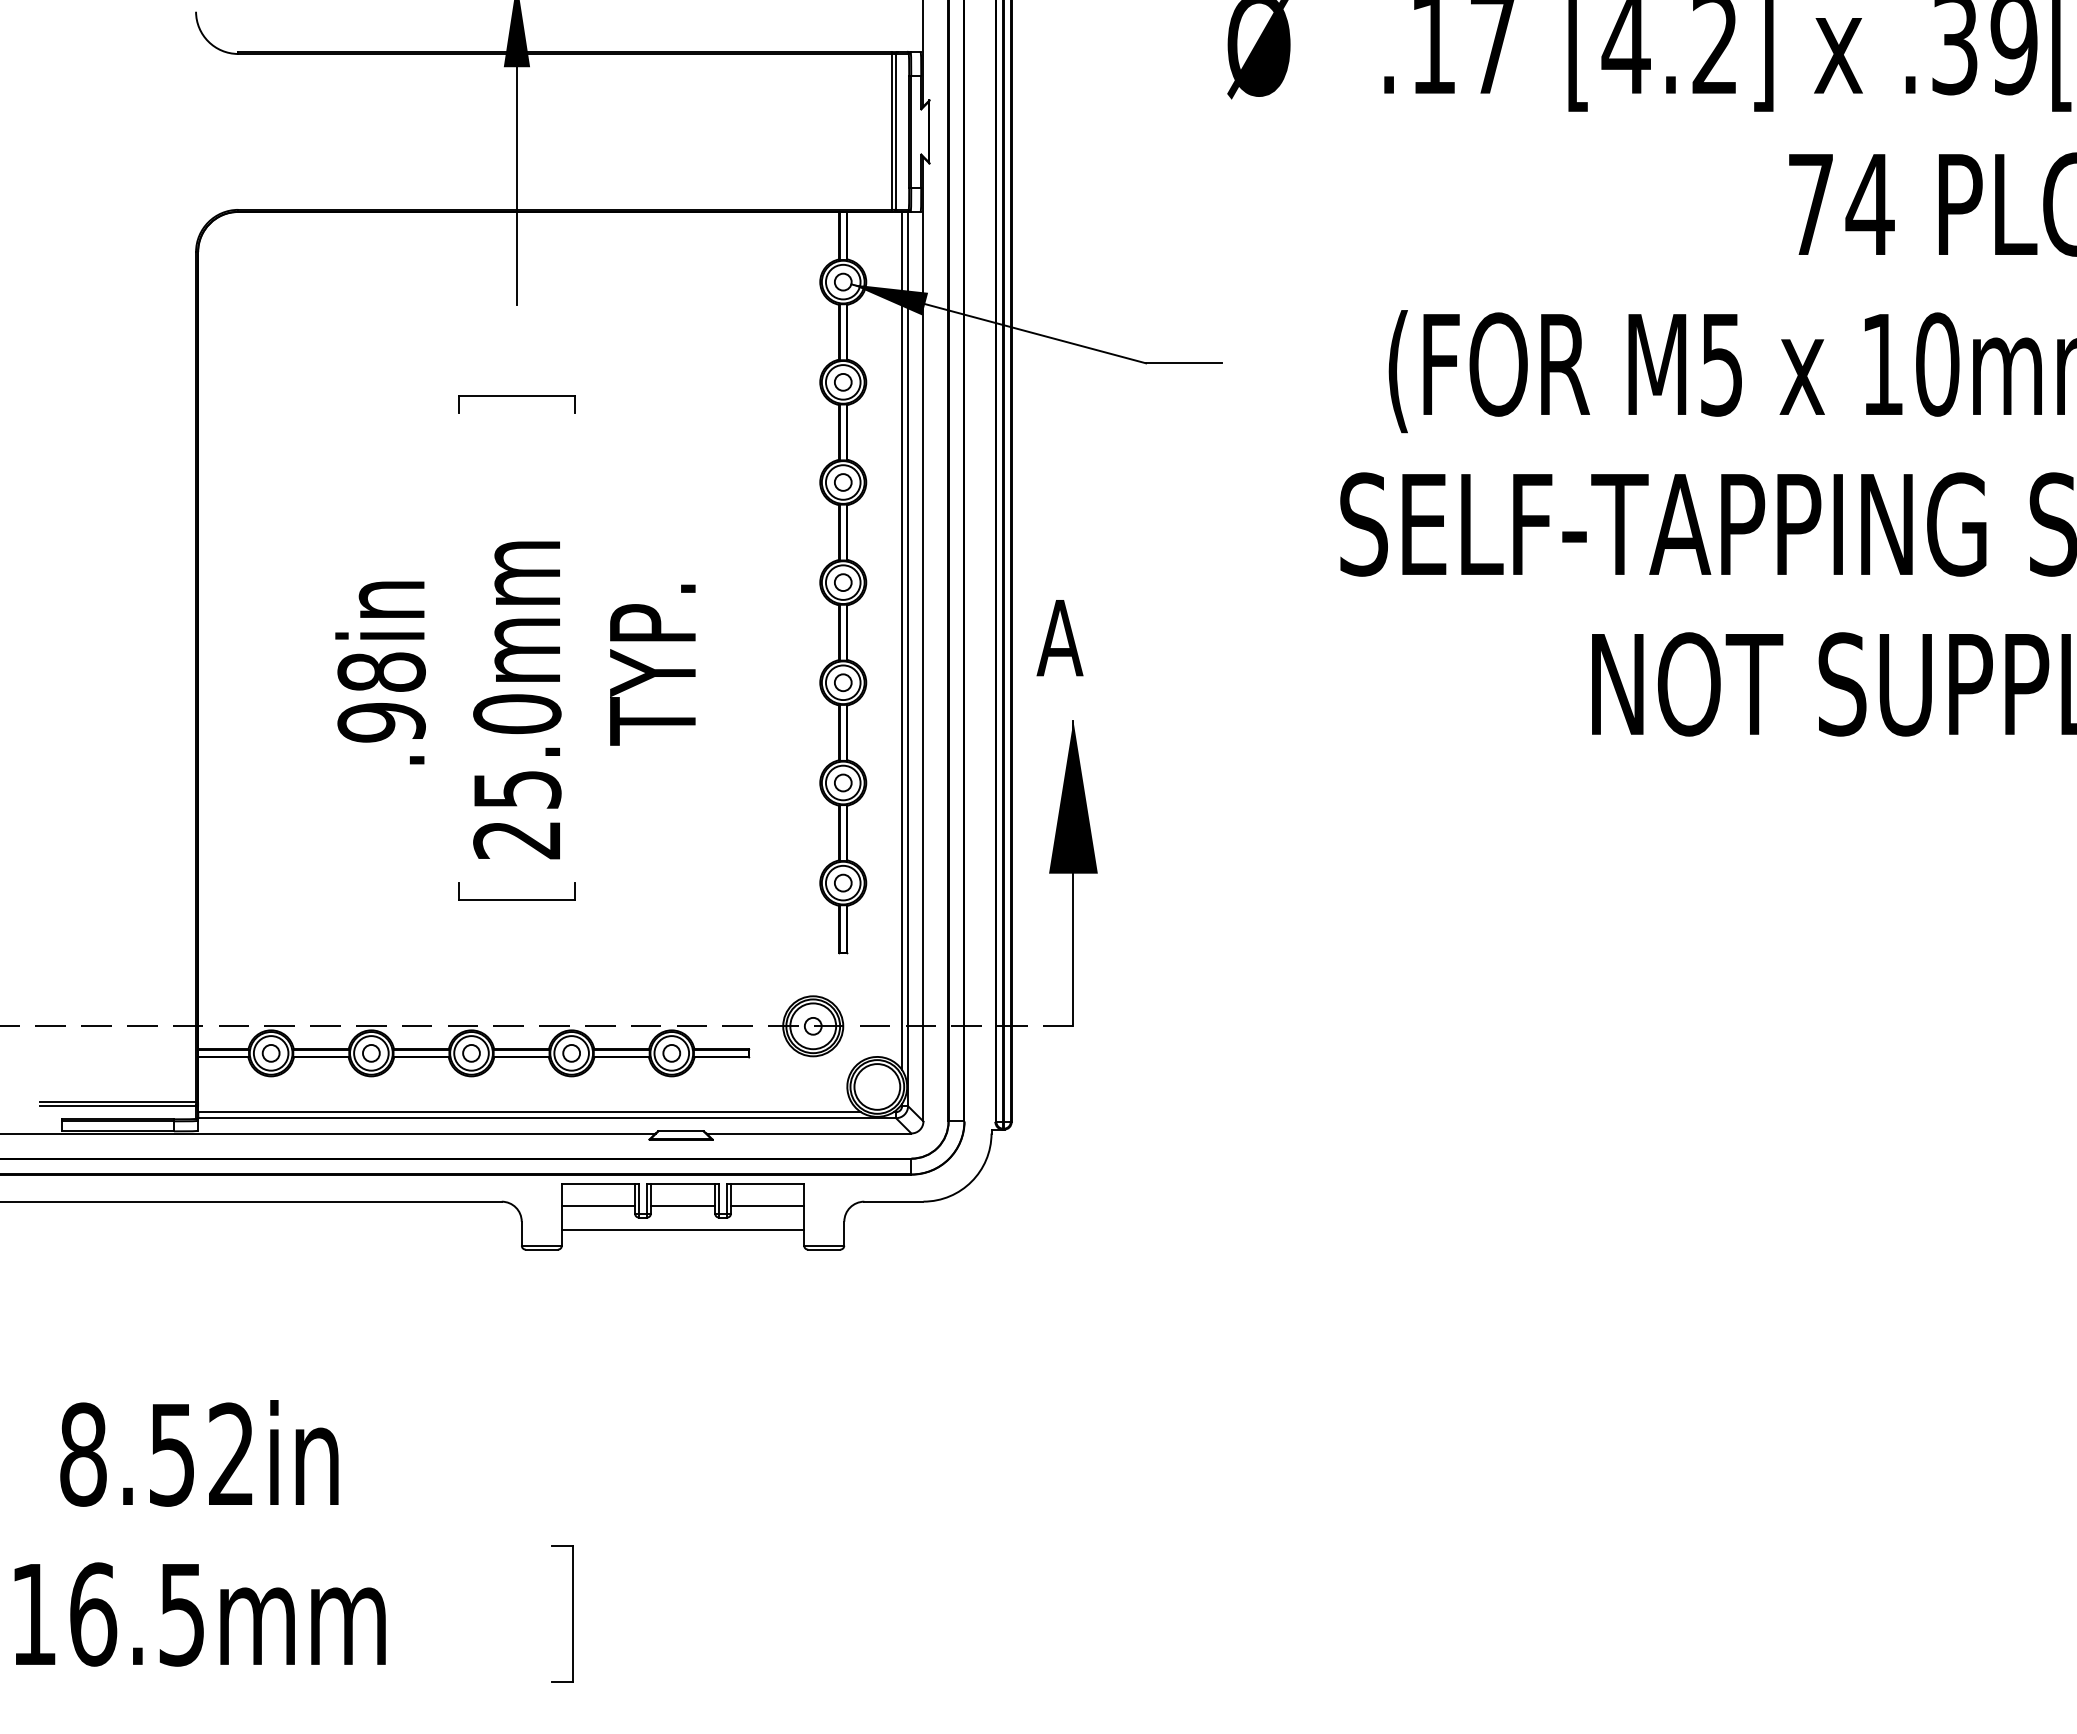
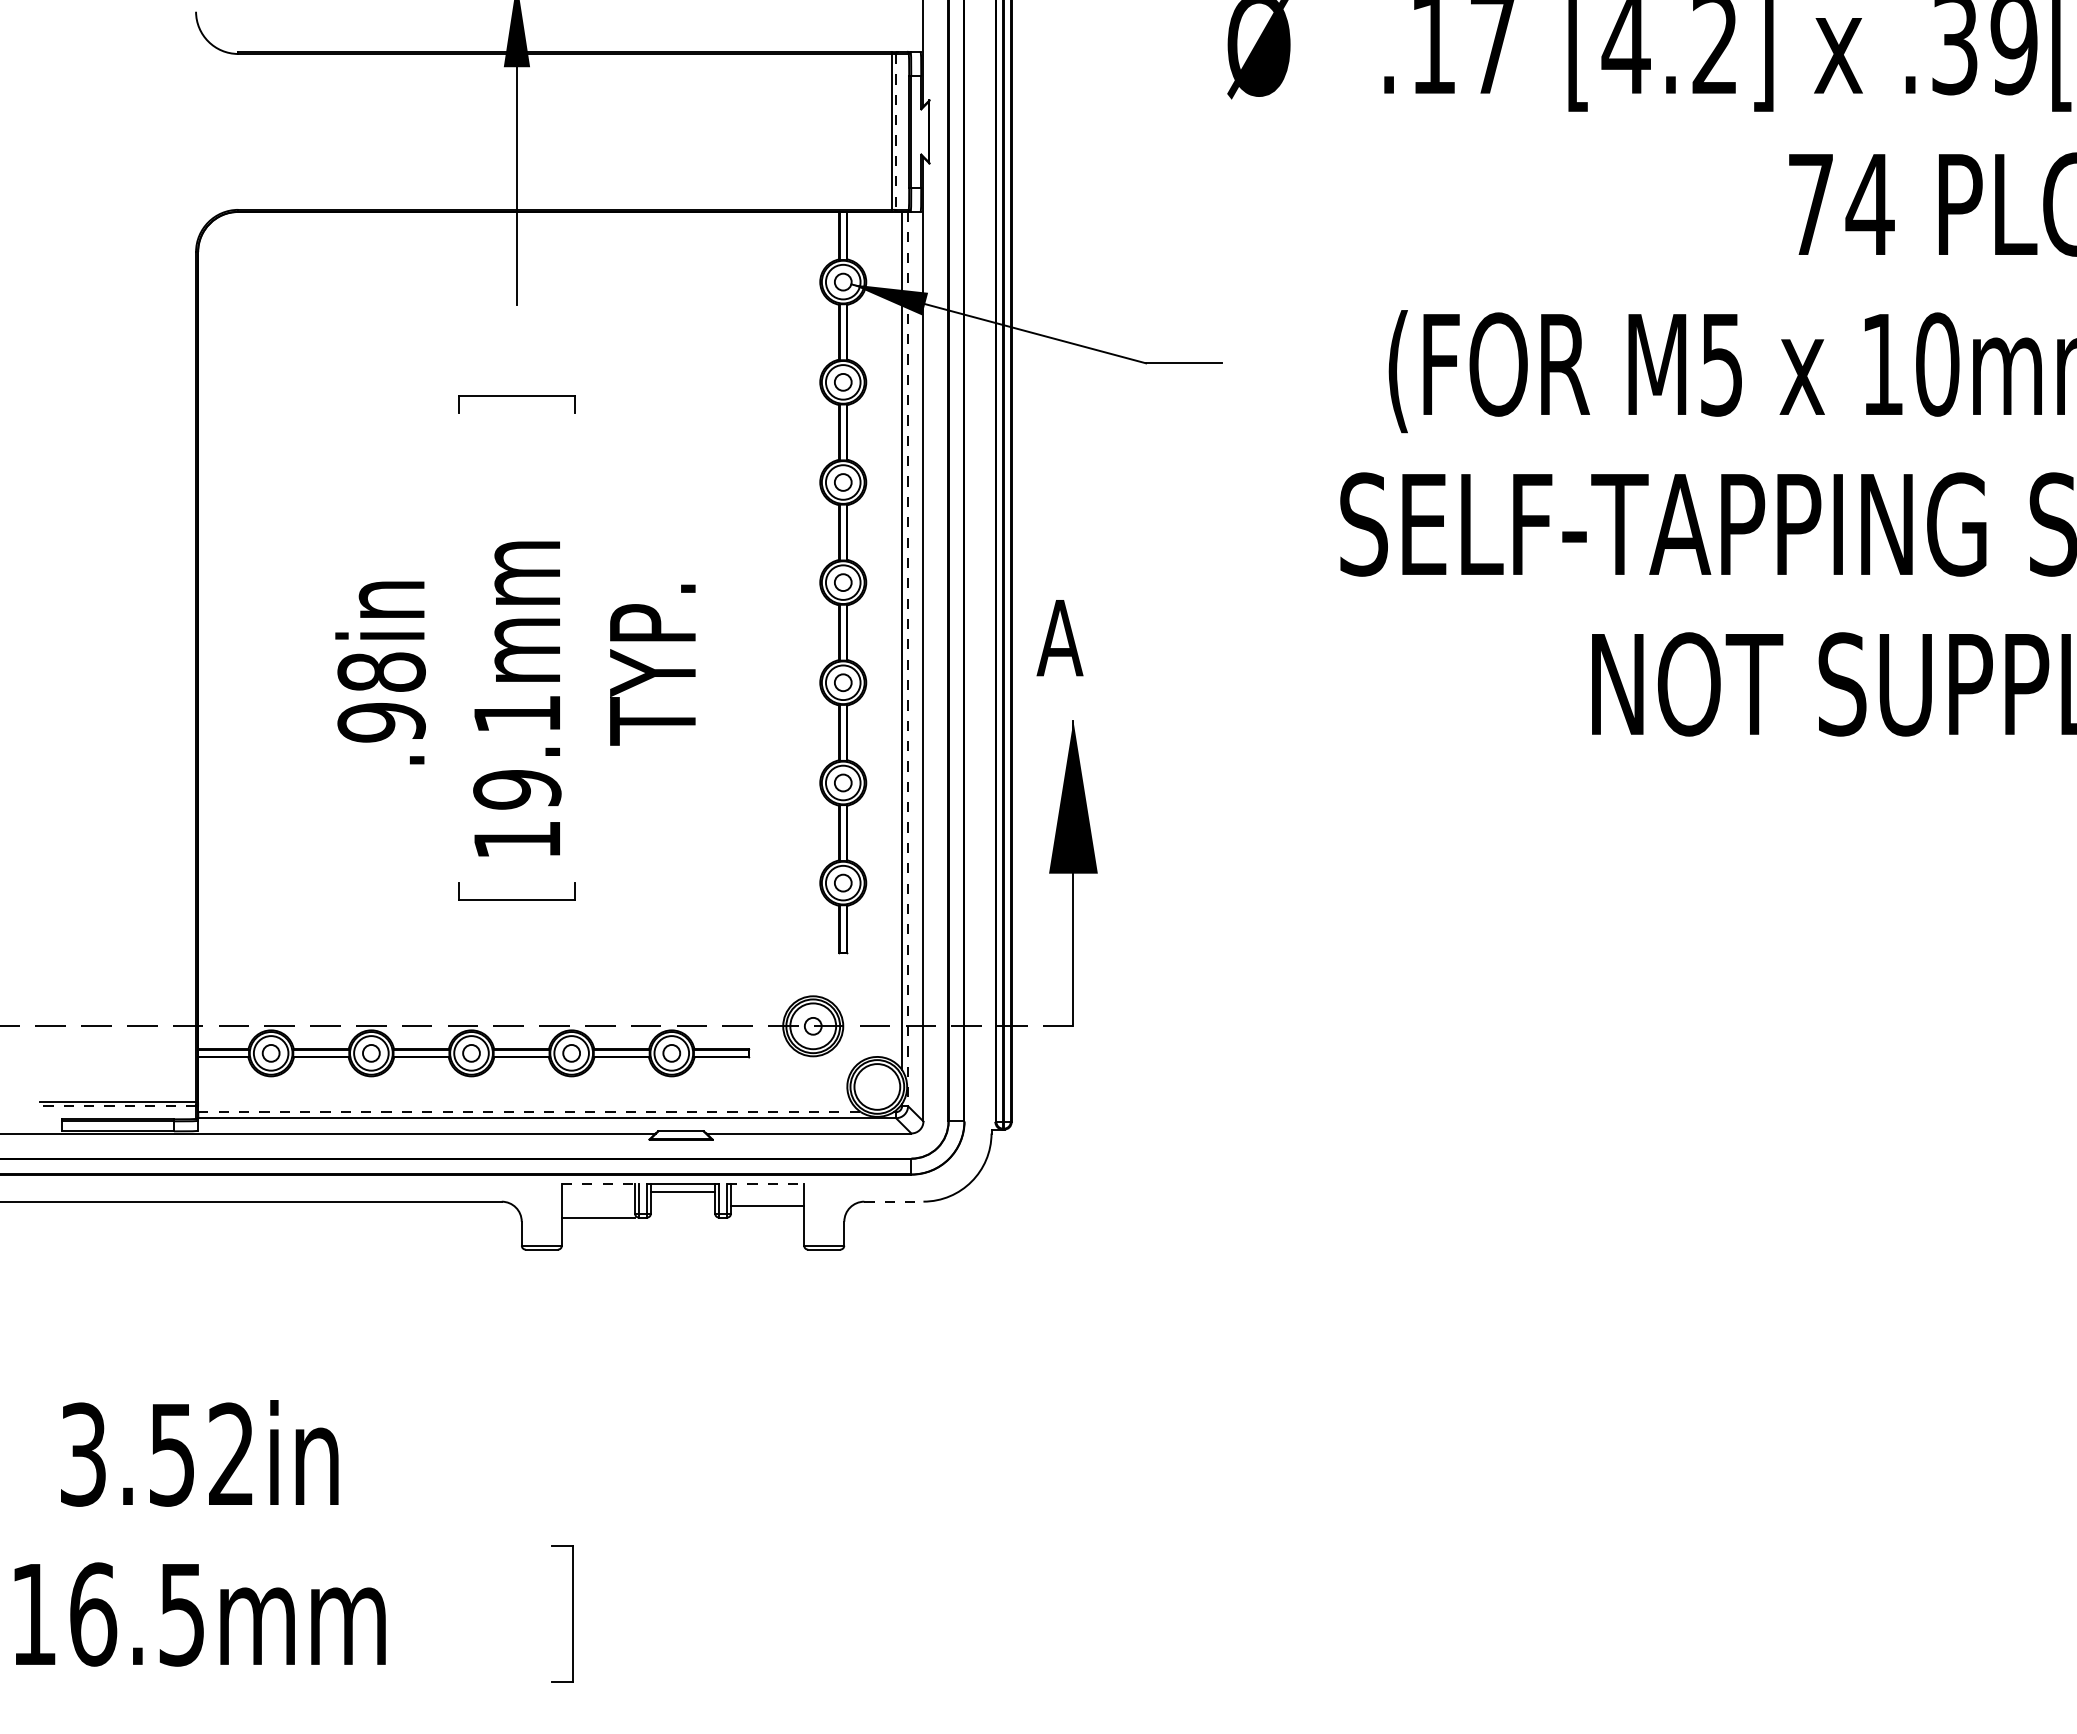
line: solid -> dashed (896, 131)
line: solid -> dashed (908, 659)
text: 25.0mm -> 19.1mm (517, 776)
line: solid -> dashed (118, 1106)
line: solid -> dashed (530, 1112)
line: solid -> dashed (600, 1183)
line: solid -> dashed (765, 1183)
line: solid -> dashed (893, 1201)
line position: (598, 1205) -> (598, 1217) (598, 1217)
line position: (682, 1205) -> (682, 1191) (682, 1191)
line: present -> none (682, 1229)
text: 8.52in -> 3.52in (83, 1454)
